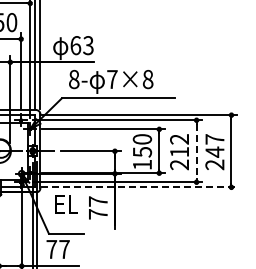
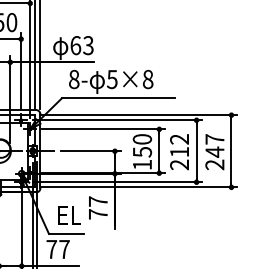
text: 7×8 -> 5×8 (111, 79)
line: dashed -> solid (196, 151)
line: dashed -> solid (139, 187)
text position: (66, 204) -> (69, 215) (69, 215)
